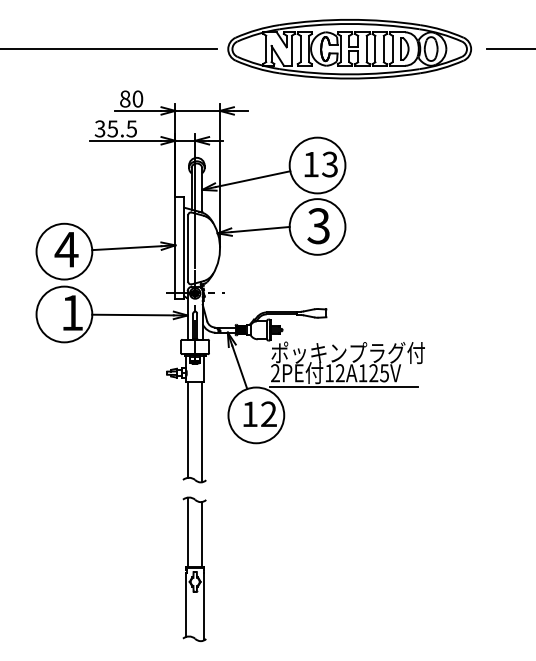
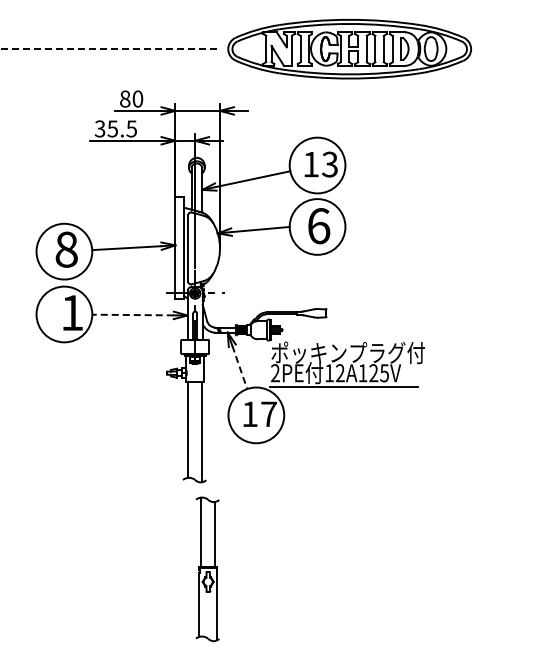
line: solid -> dashed (108, 48)
line: present -> none (509, 48)
text: 3 -> 6 (318, 226)
text: 4 -> 8 (66, 249)
line: solid -> dashed (133, 315)
line: solid -> dashed (239, 367)
text: 12 -> 17 (268, 413)
part position: (194, 569) -> (207, 569) (207, 569)
